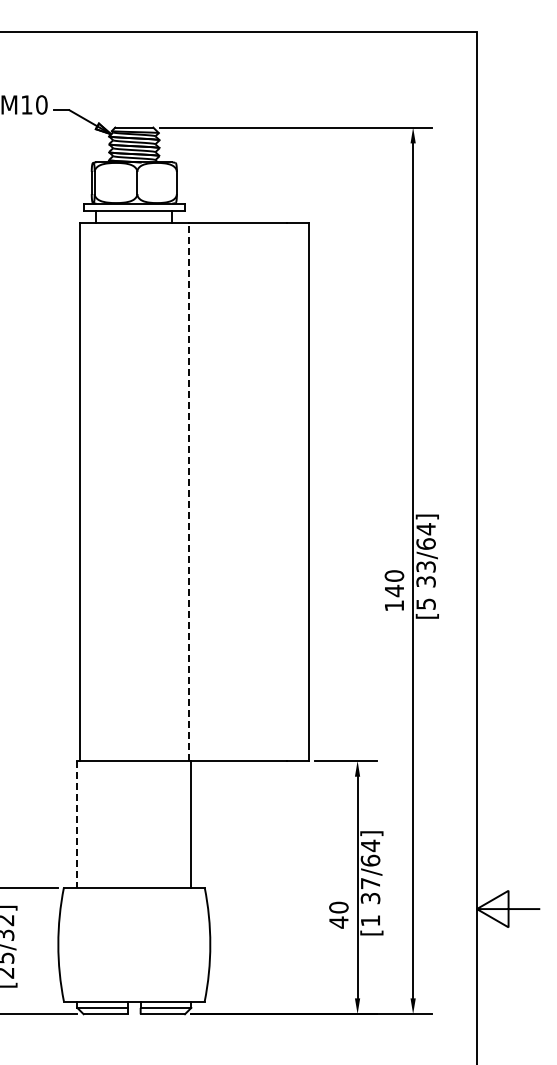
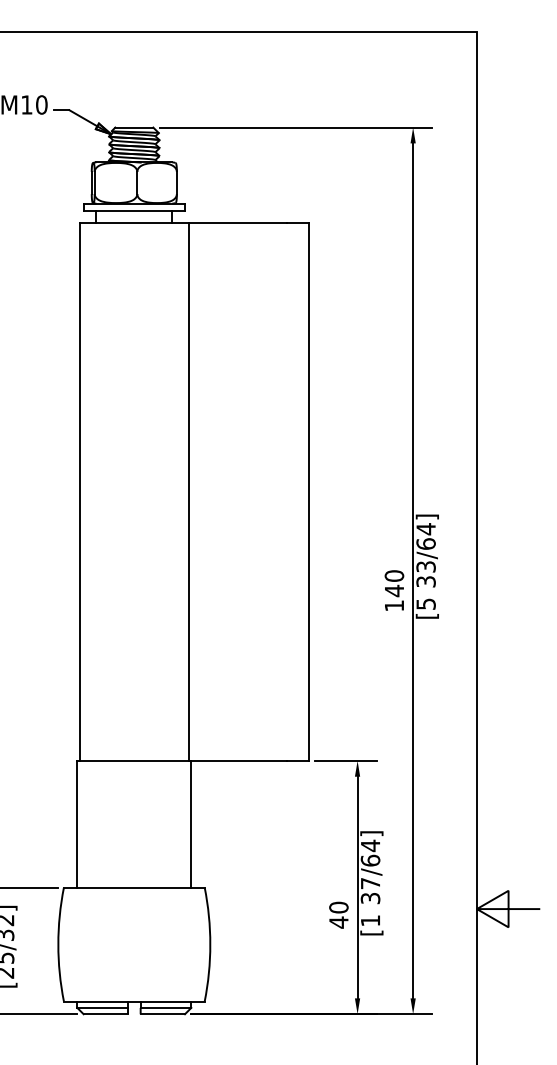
line: dashed -> solid (188, 491)
line: dashed -> solid (77, 824)
